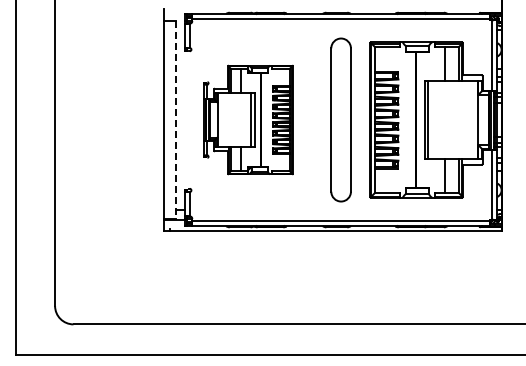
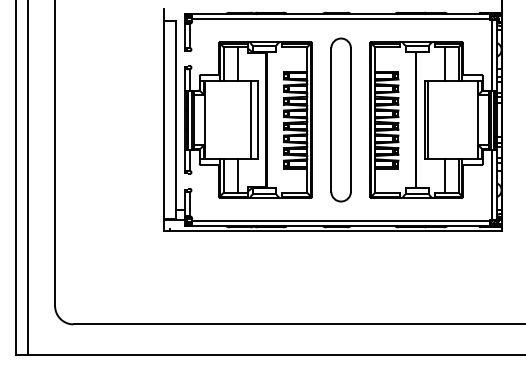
part size: 91x112 px -> 129x158 px (248, 119)
line: dashed -> solid (176, 120)
line: none -> present (28, 178)
